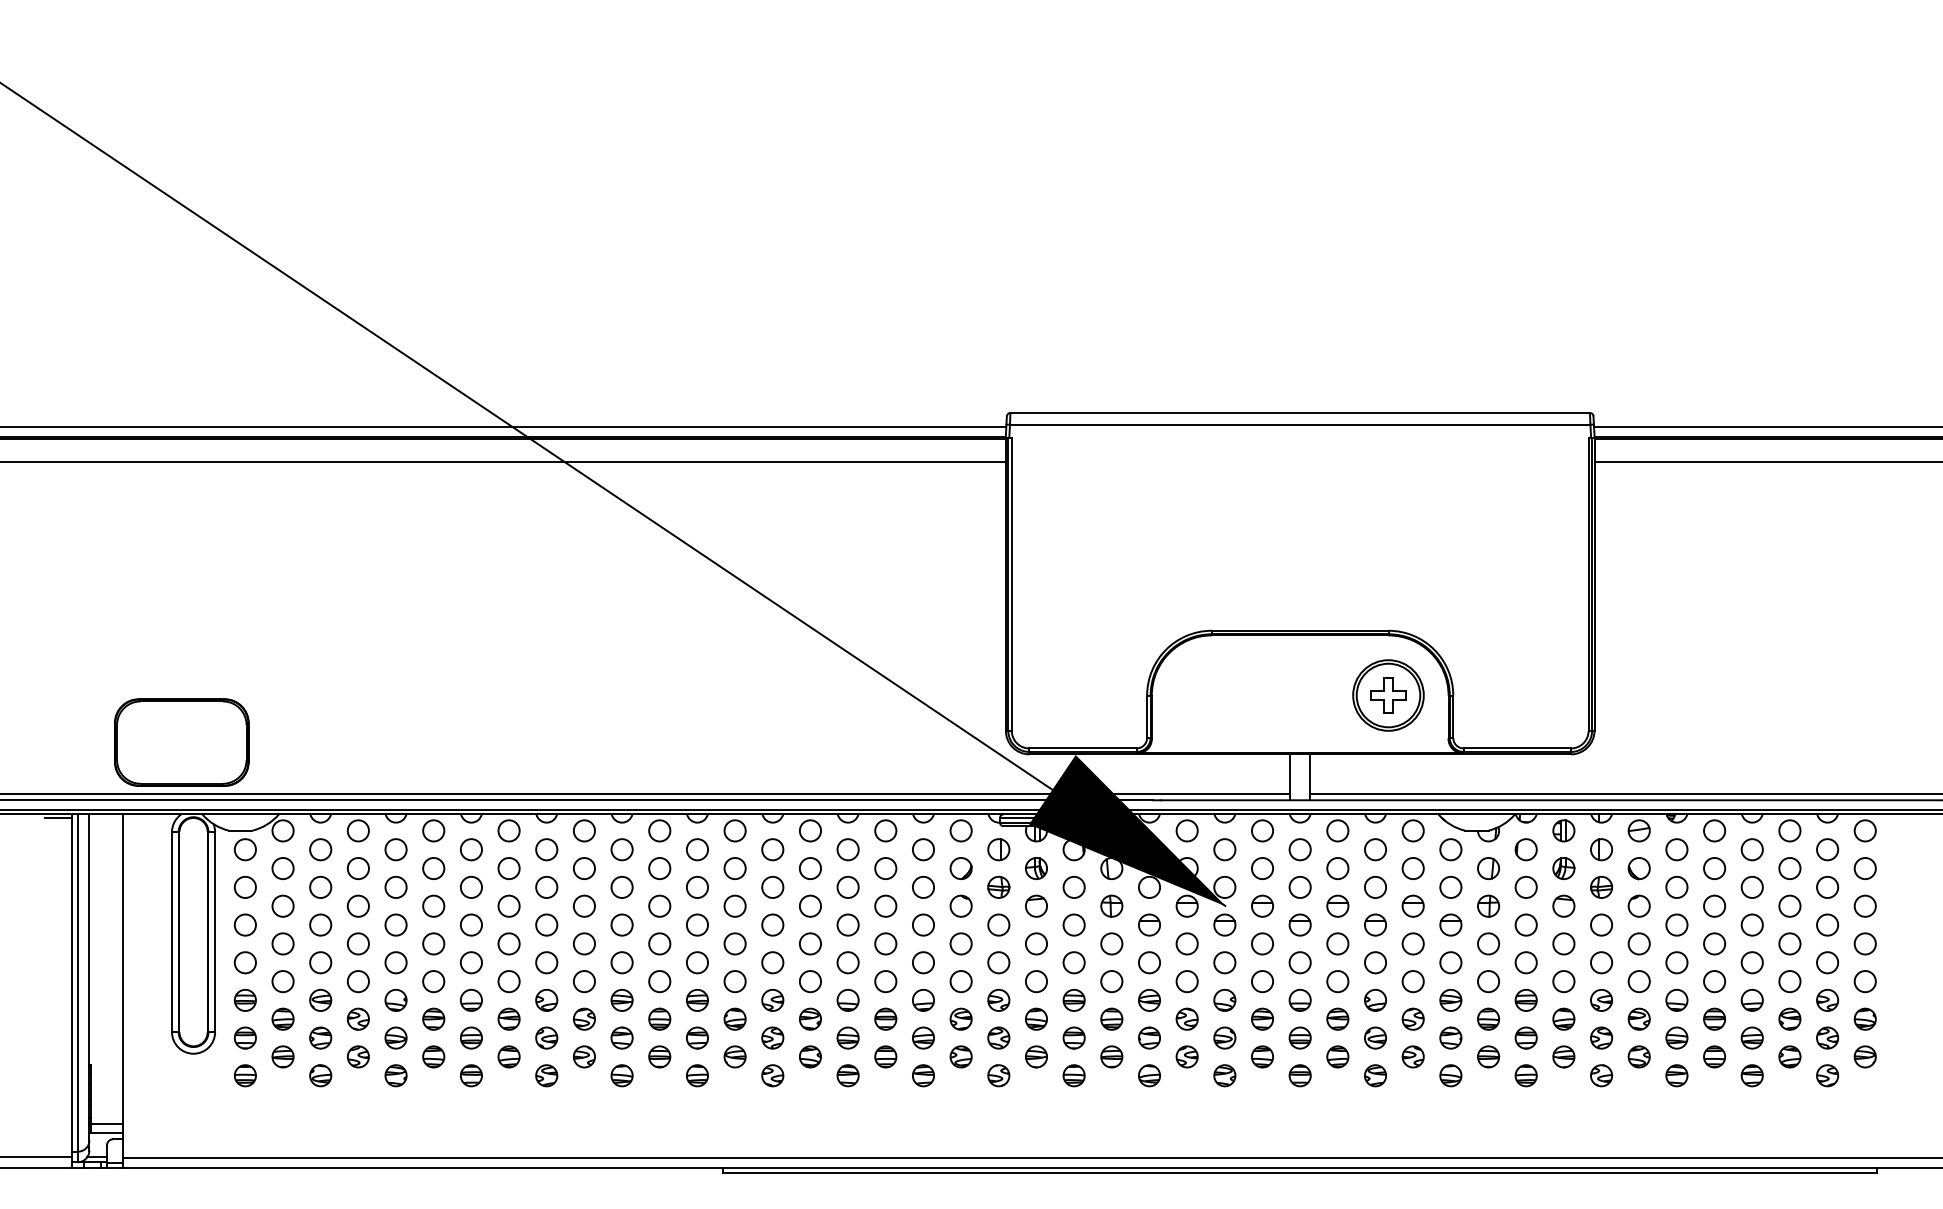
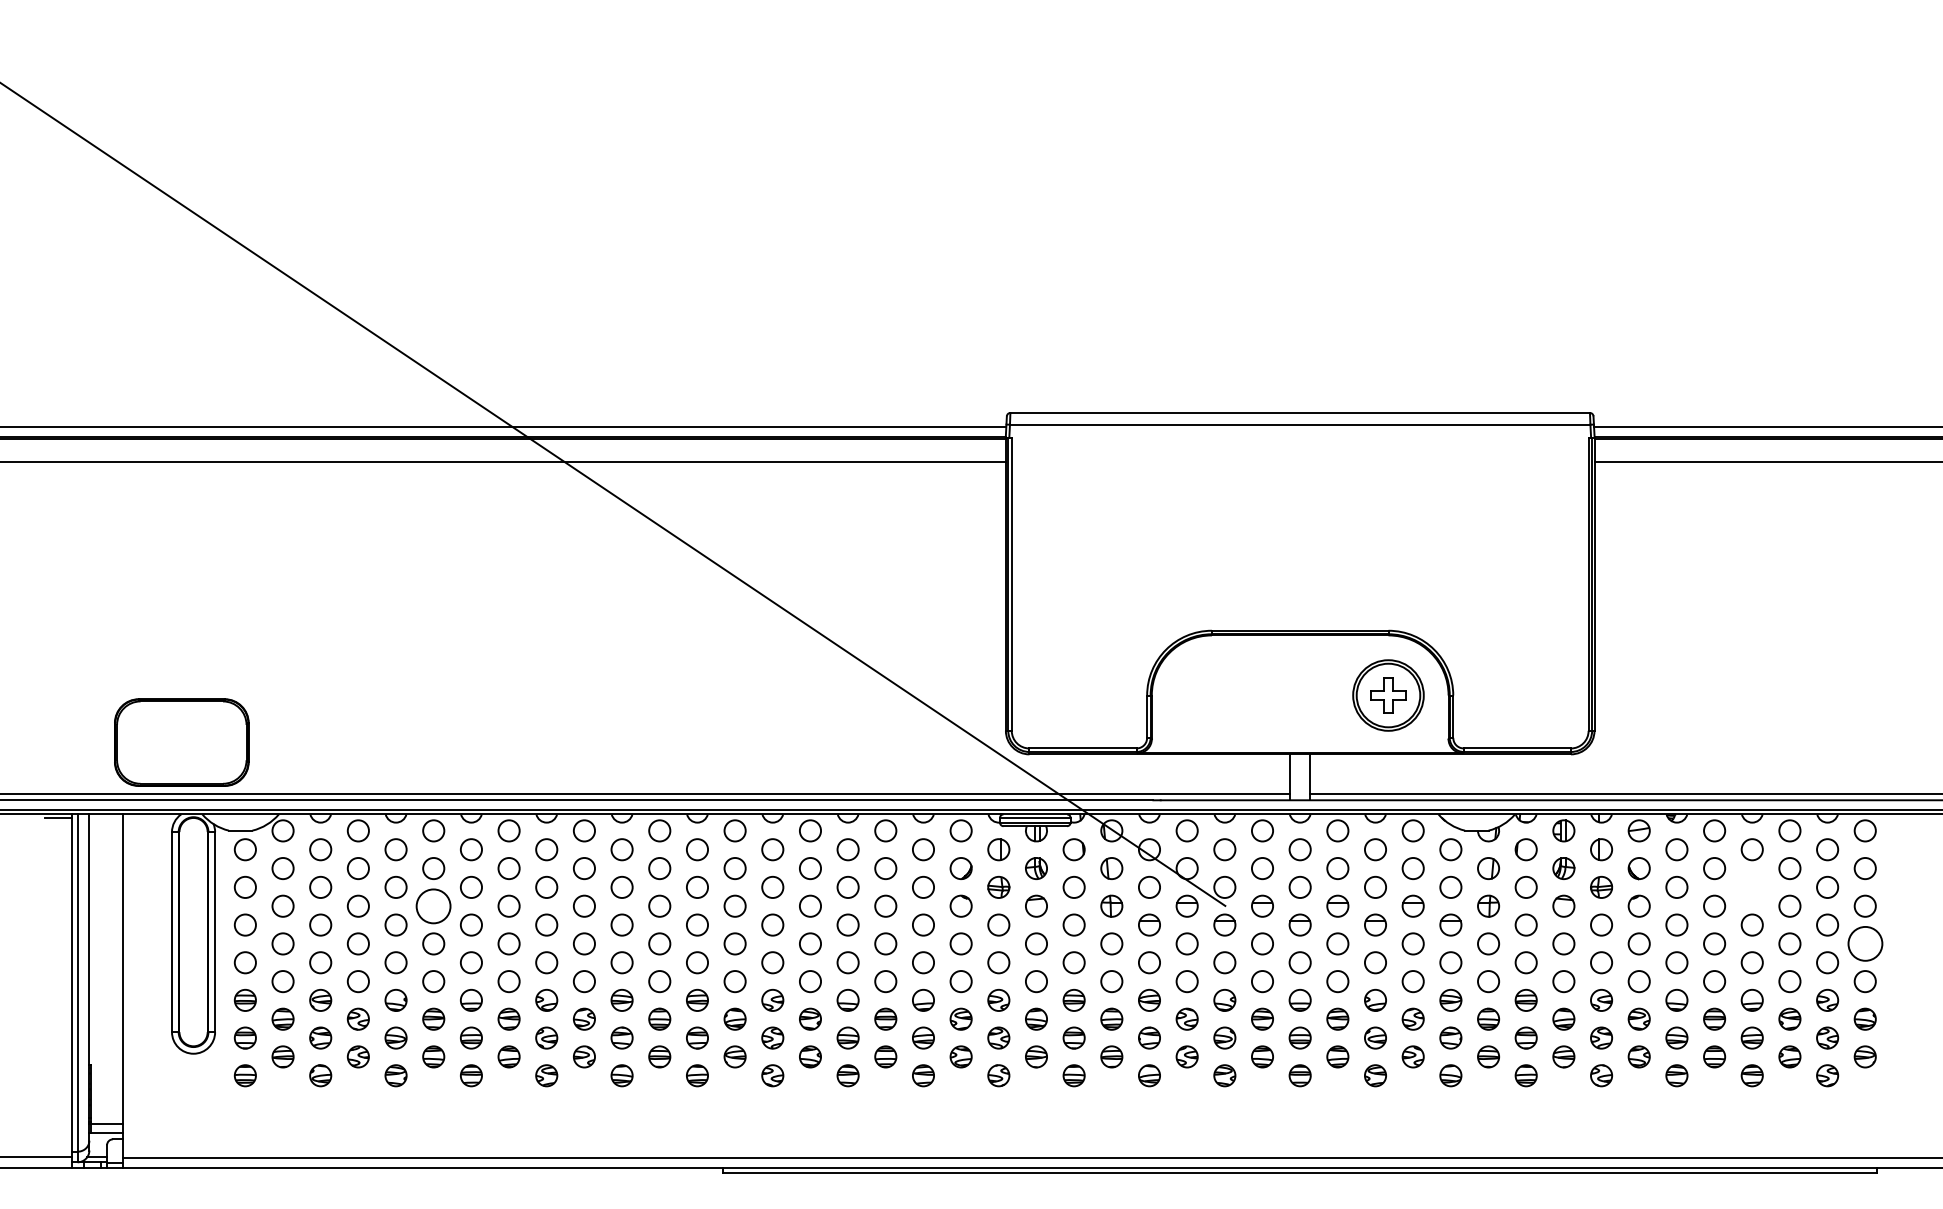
fill: present -> none (1127, 830)
circle: present -> none (1751, 886)
circle size: 24x24 px -> 37x37 px (433, 906)
circle size: 24x24 px -> 37x36 px (1865, 943)
